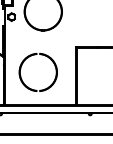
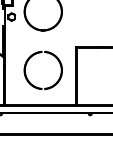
part position: (35, 55) -> (40, 53) (40, 53)
